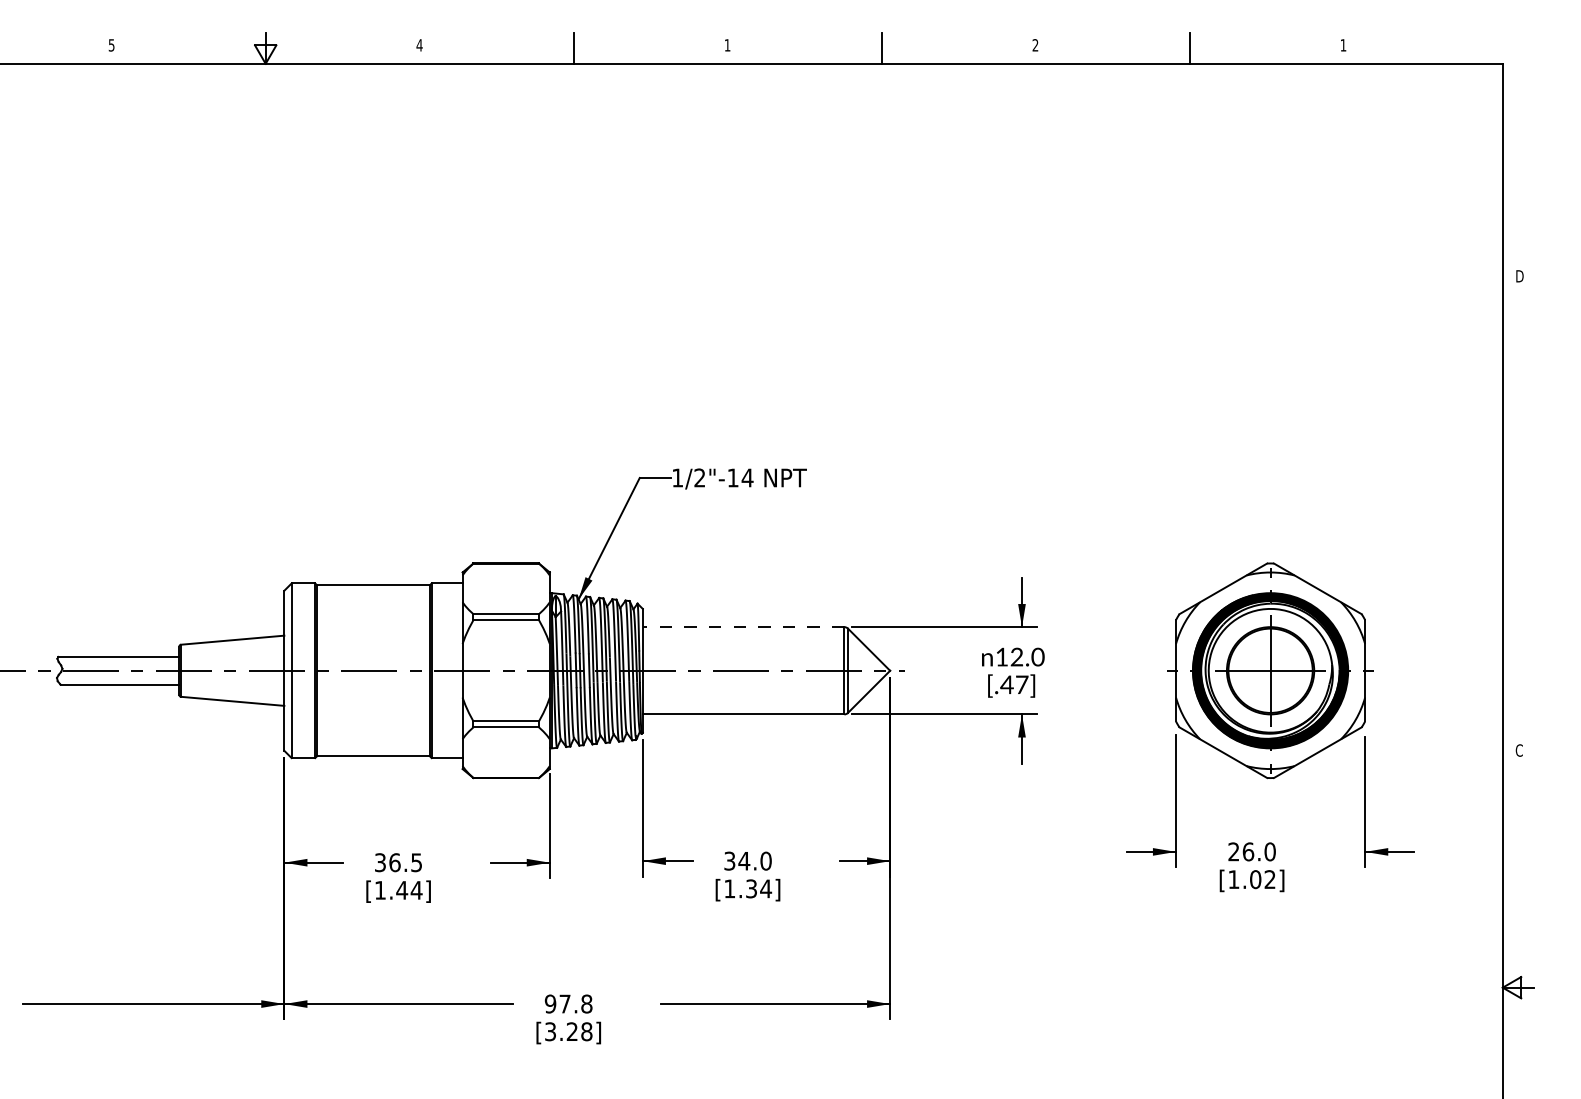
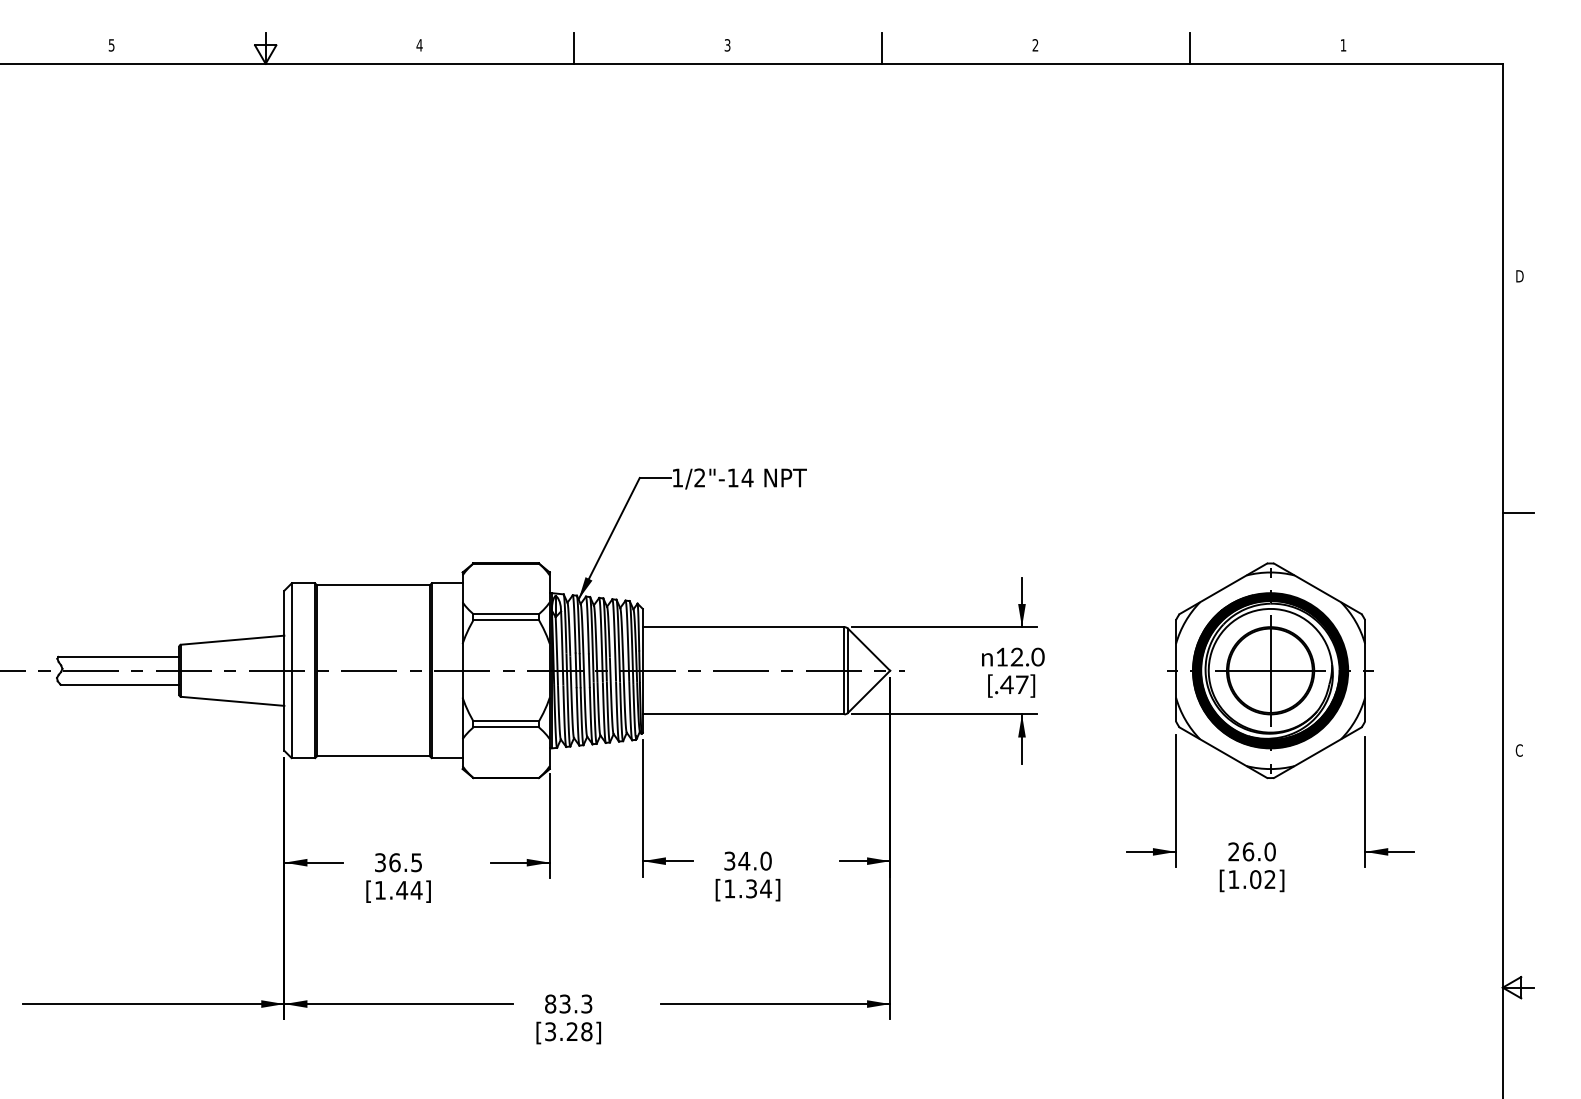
text: 1 -> 3 (727, 45)
line: none -> present (1517, 513)
line: dashed -> solid (743, 627)
text: 97.8 -> 83.3 (568, 1003)
